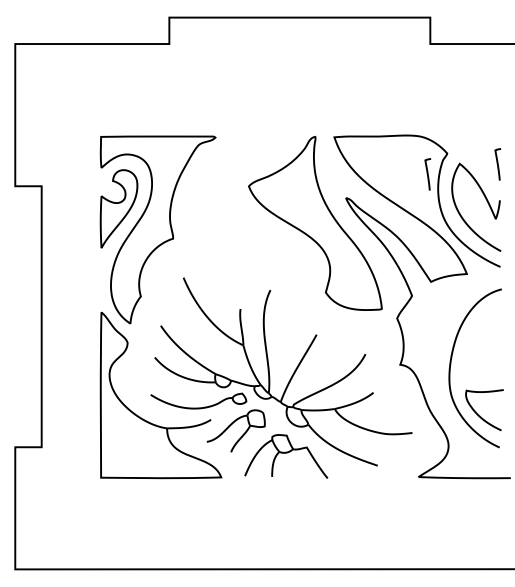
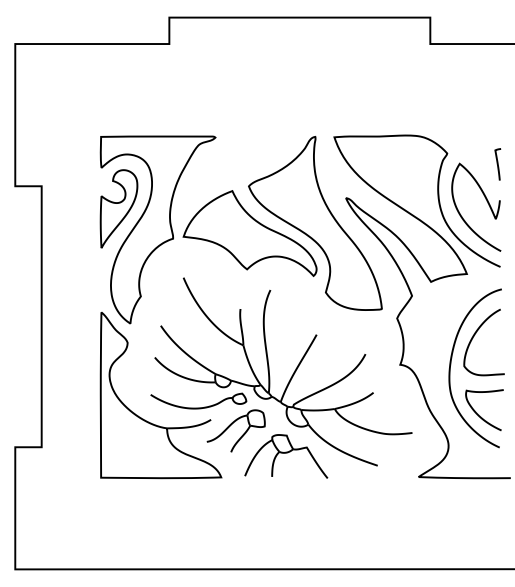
curve: present -> none (427, 174)
part: none -> present (249, 233)
curve: none -> present (473, 338)
